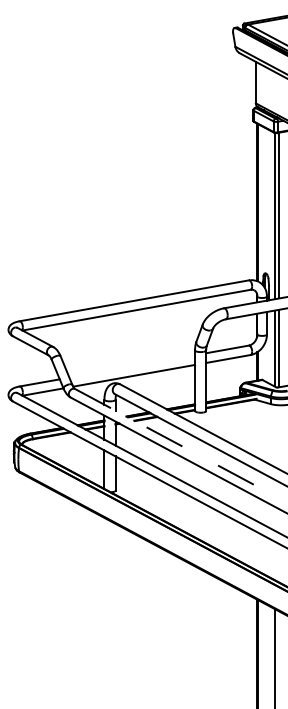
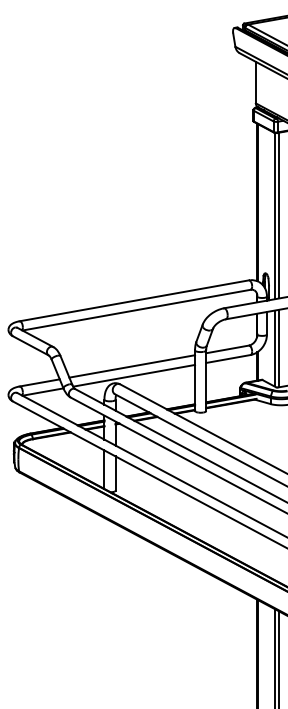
line: none -> present (132, 366)
line: dashed -> solid (181, 446)
line: none -> present (278, 658)
